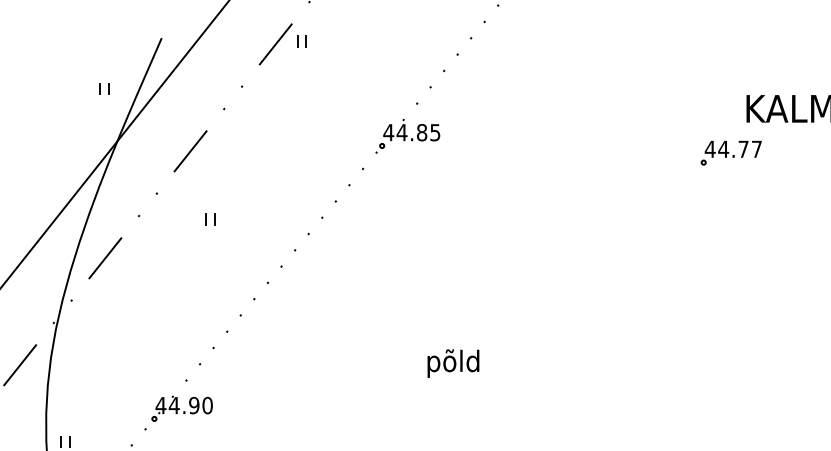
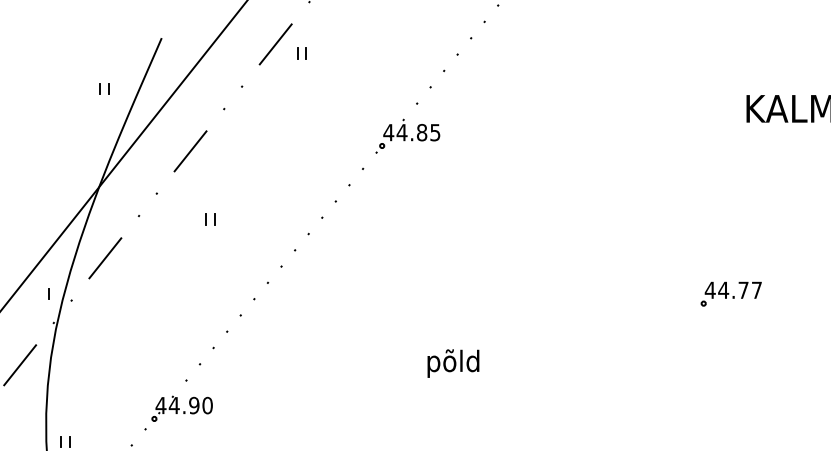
part position: (301, 41) -> (301, 53) (301, 53)
line position: (114, 144) -> (124, 155) (124, 155)
part position: (730, 152) -> (730, 293) (730, 293)
line: none -> present (48, 293)
